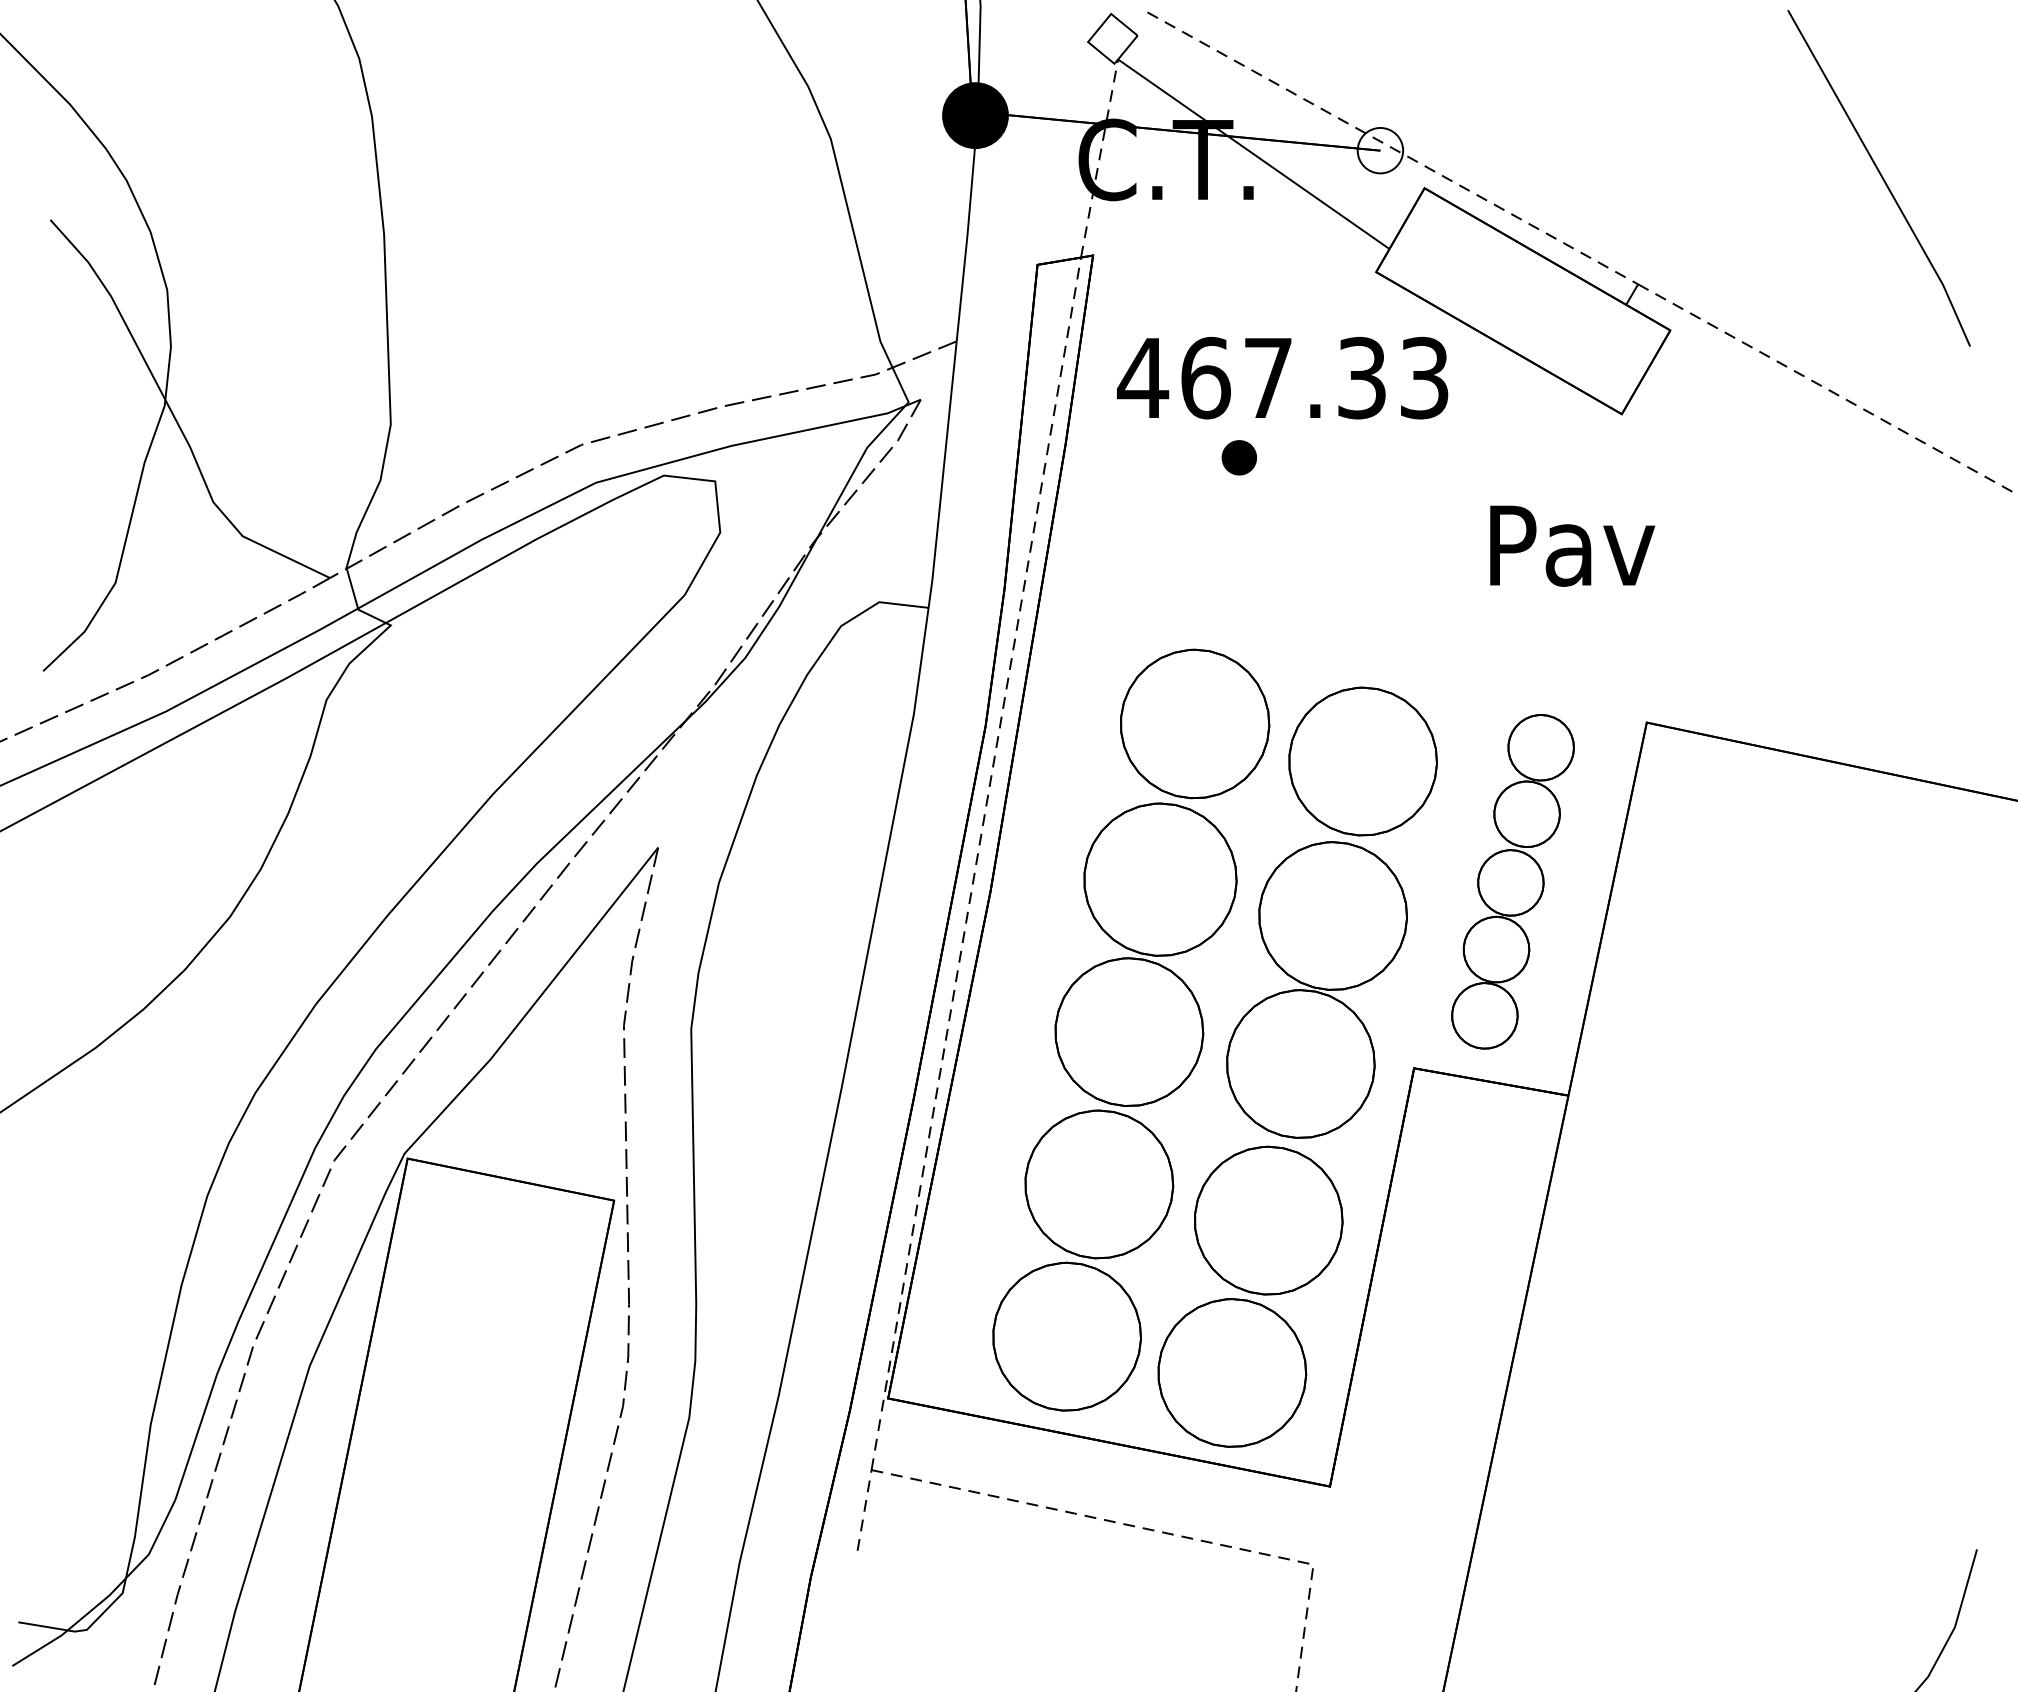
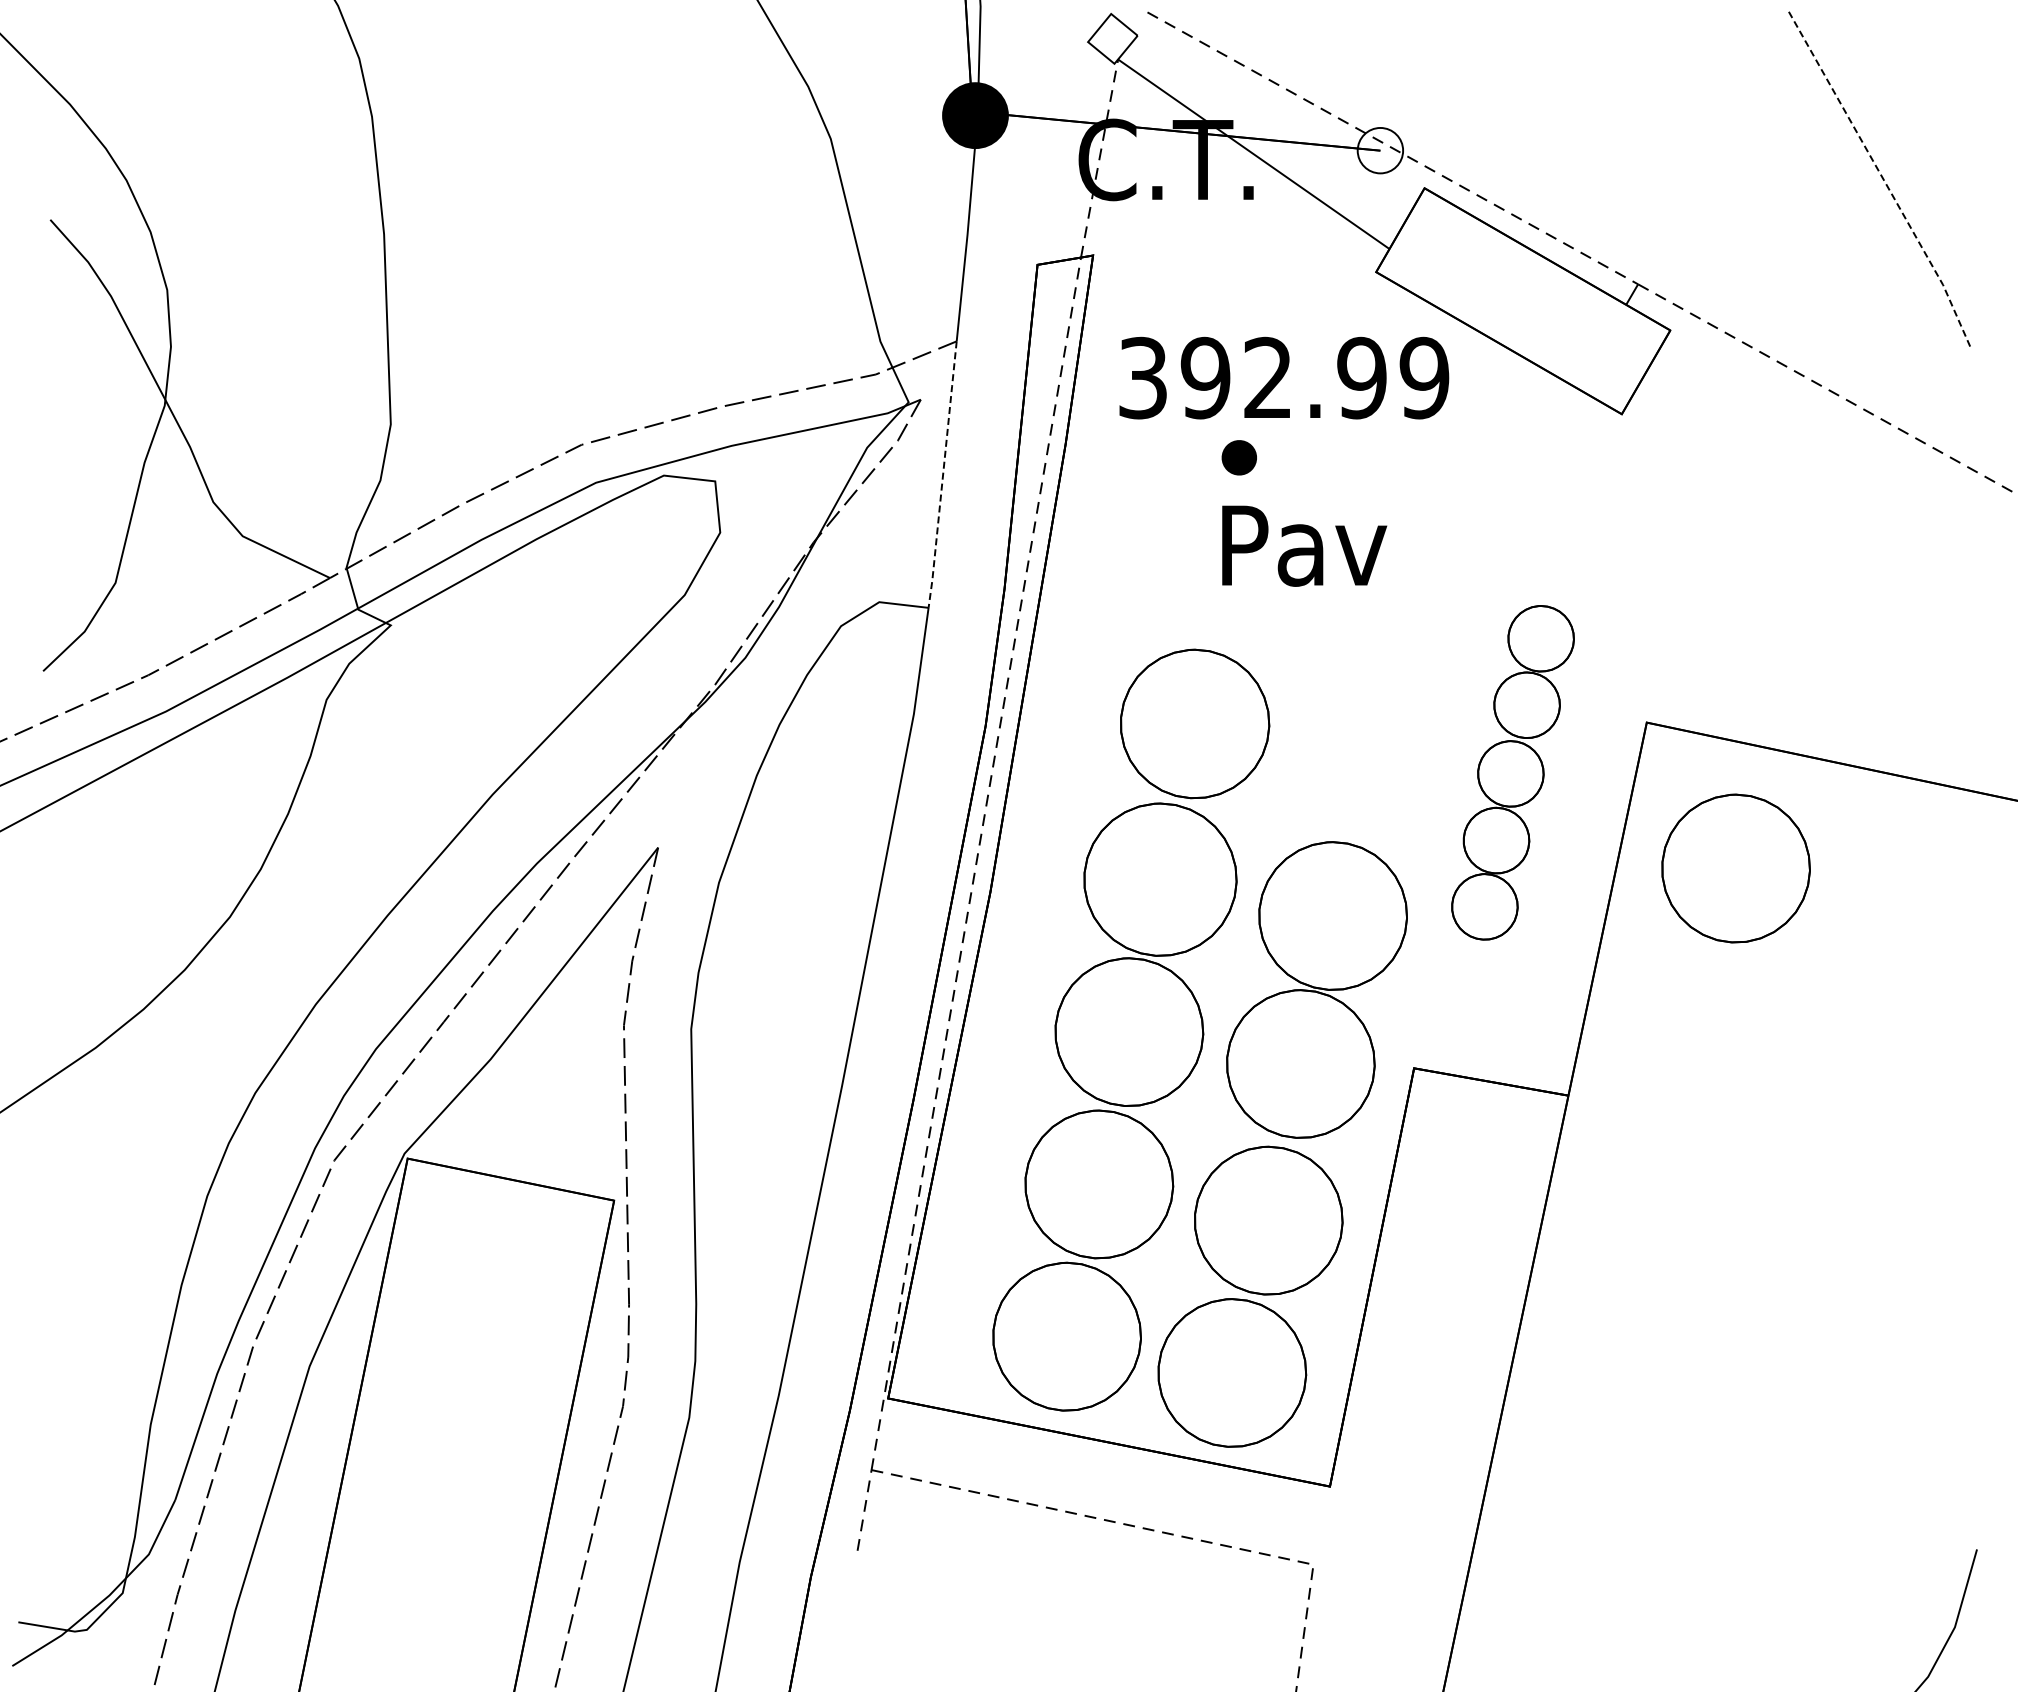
line: solid -> dashed (1882, 177)
text: 467.33 -> 392.99 (1283, 377)
line: solid -> dashed (943, 475)
text position: (1572, 545) -> (1304, 545) (1304, 545)
part position: (1362, 761) -> (1735, 868) (1735, 868)
part position: (1512, 881) -> (1512, 772) (1512, 772)
